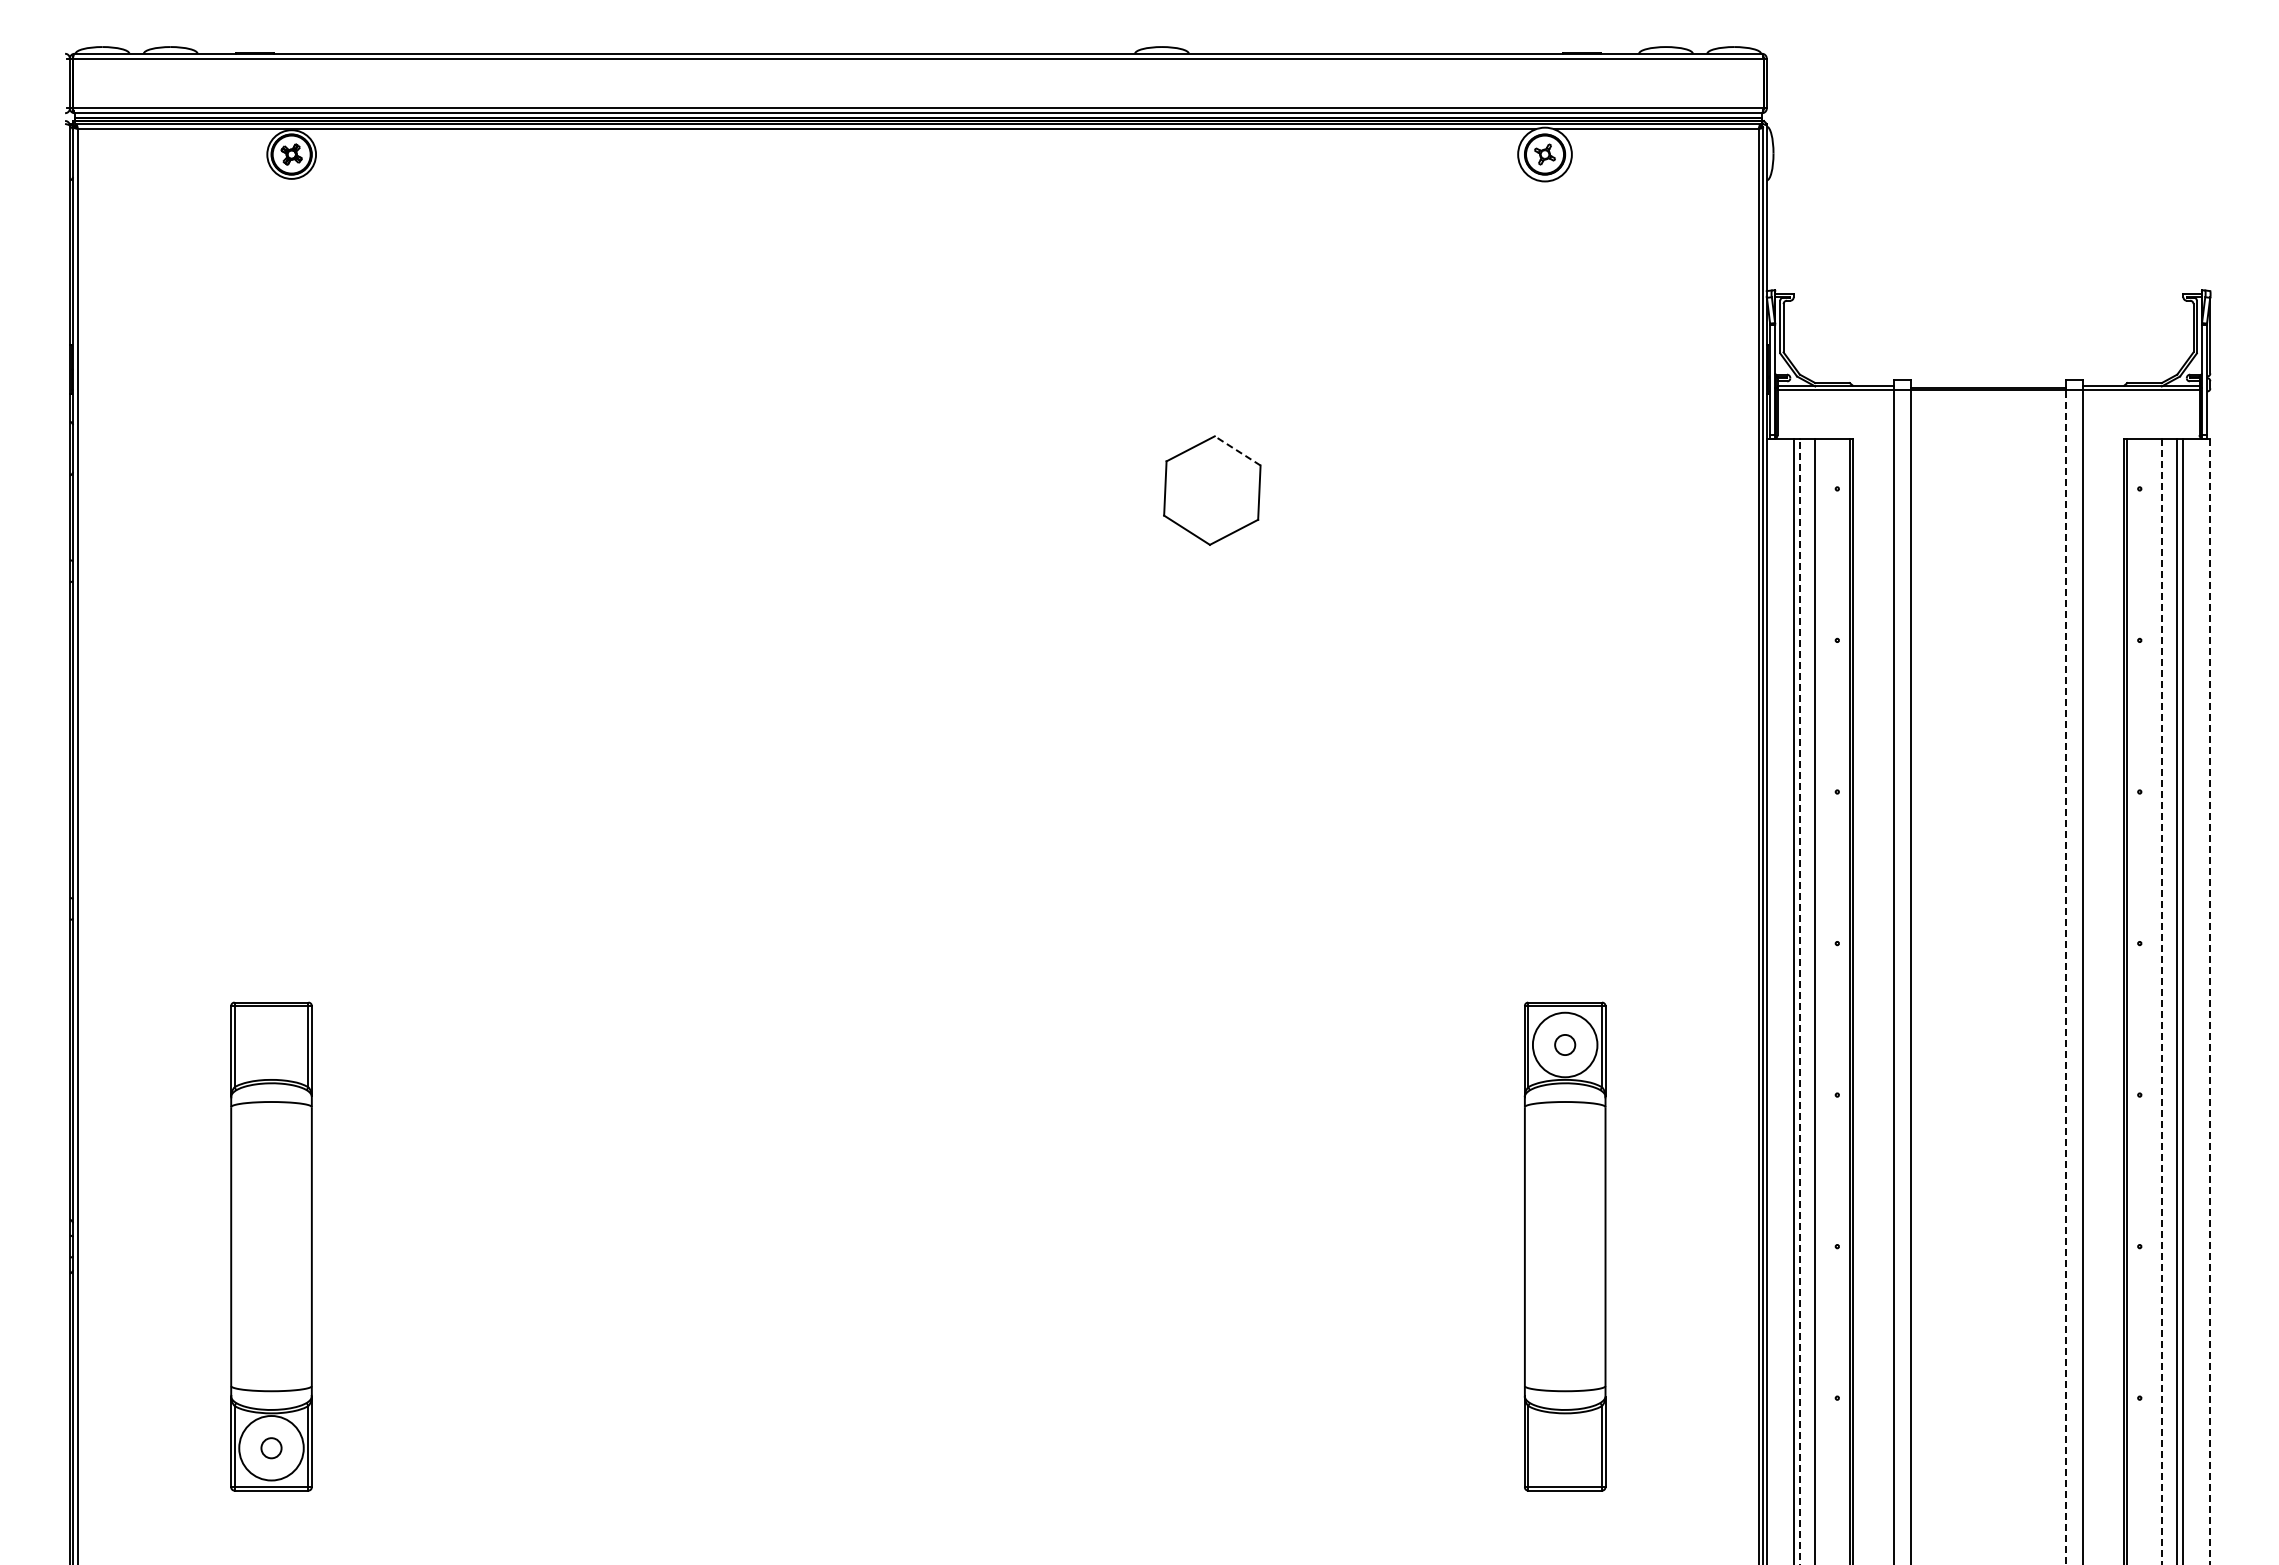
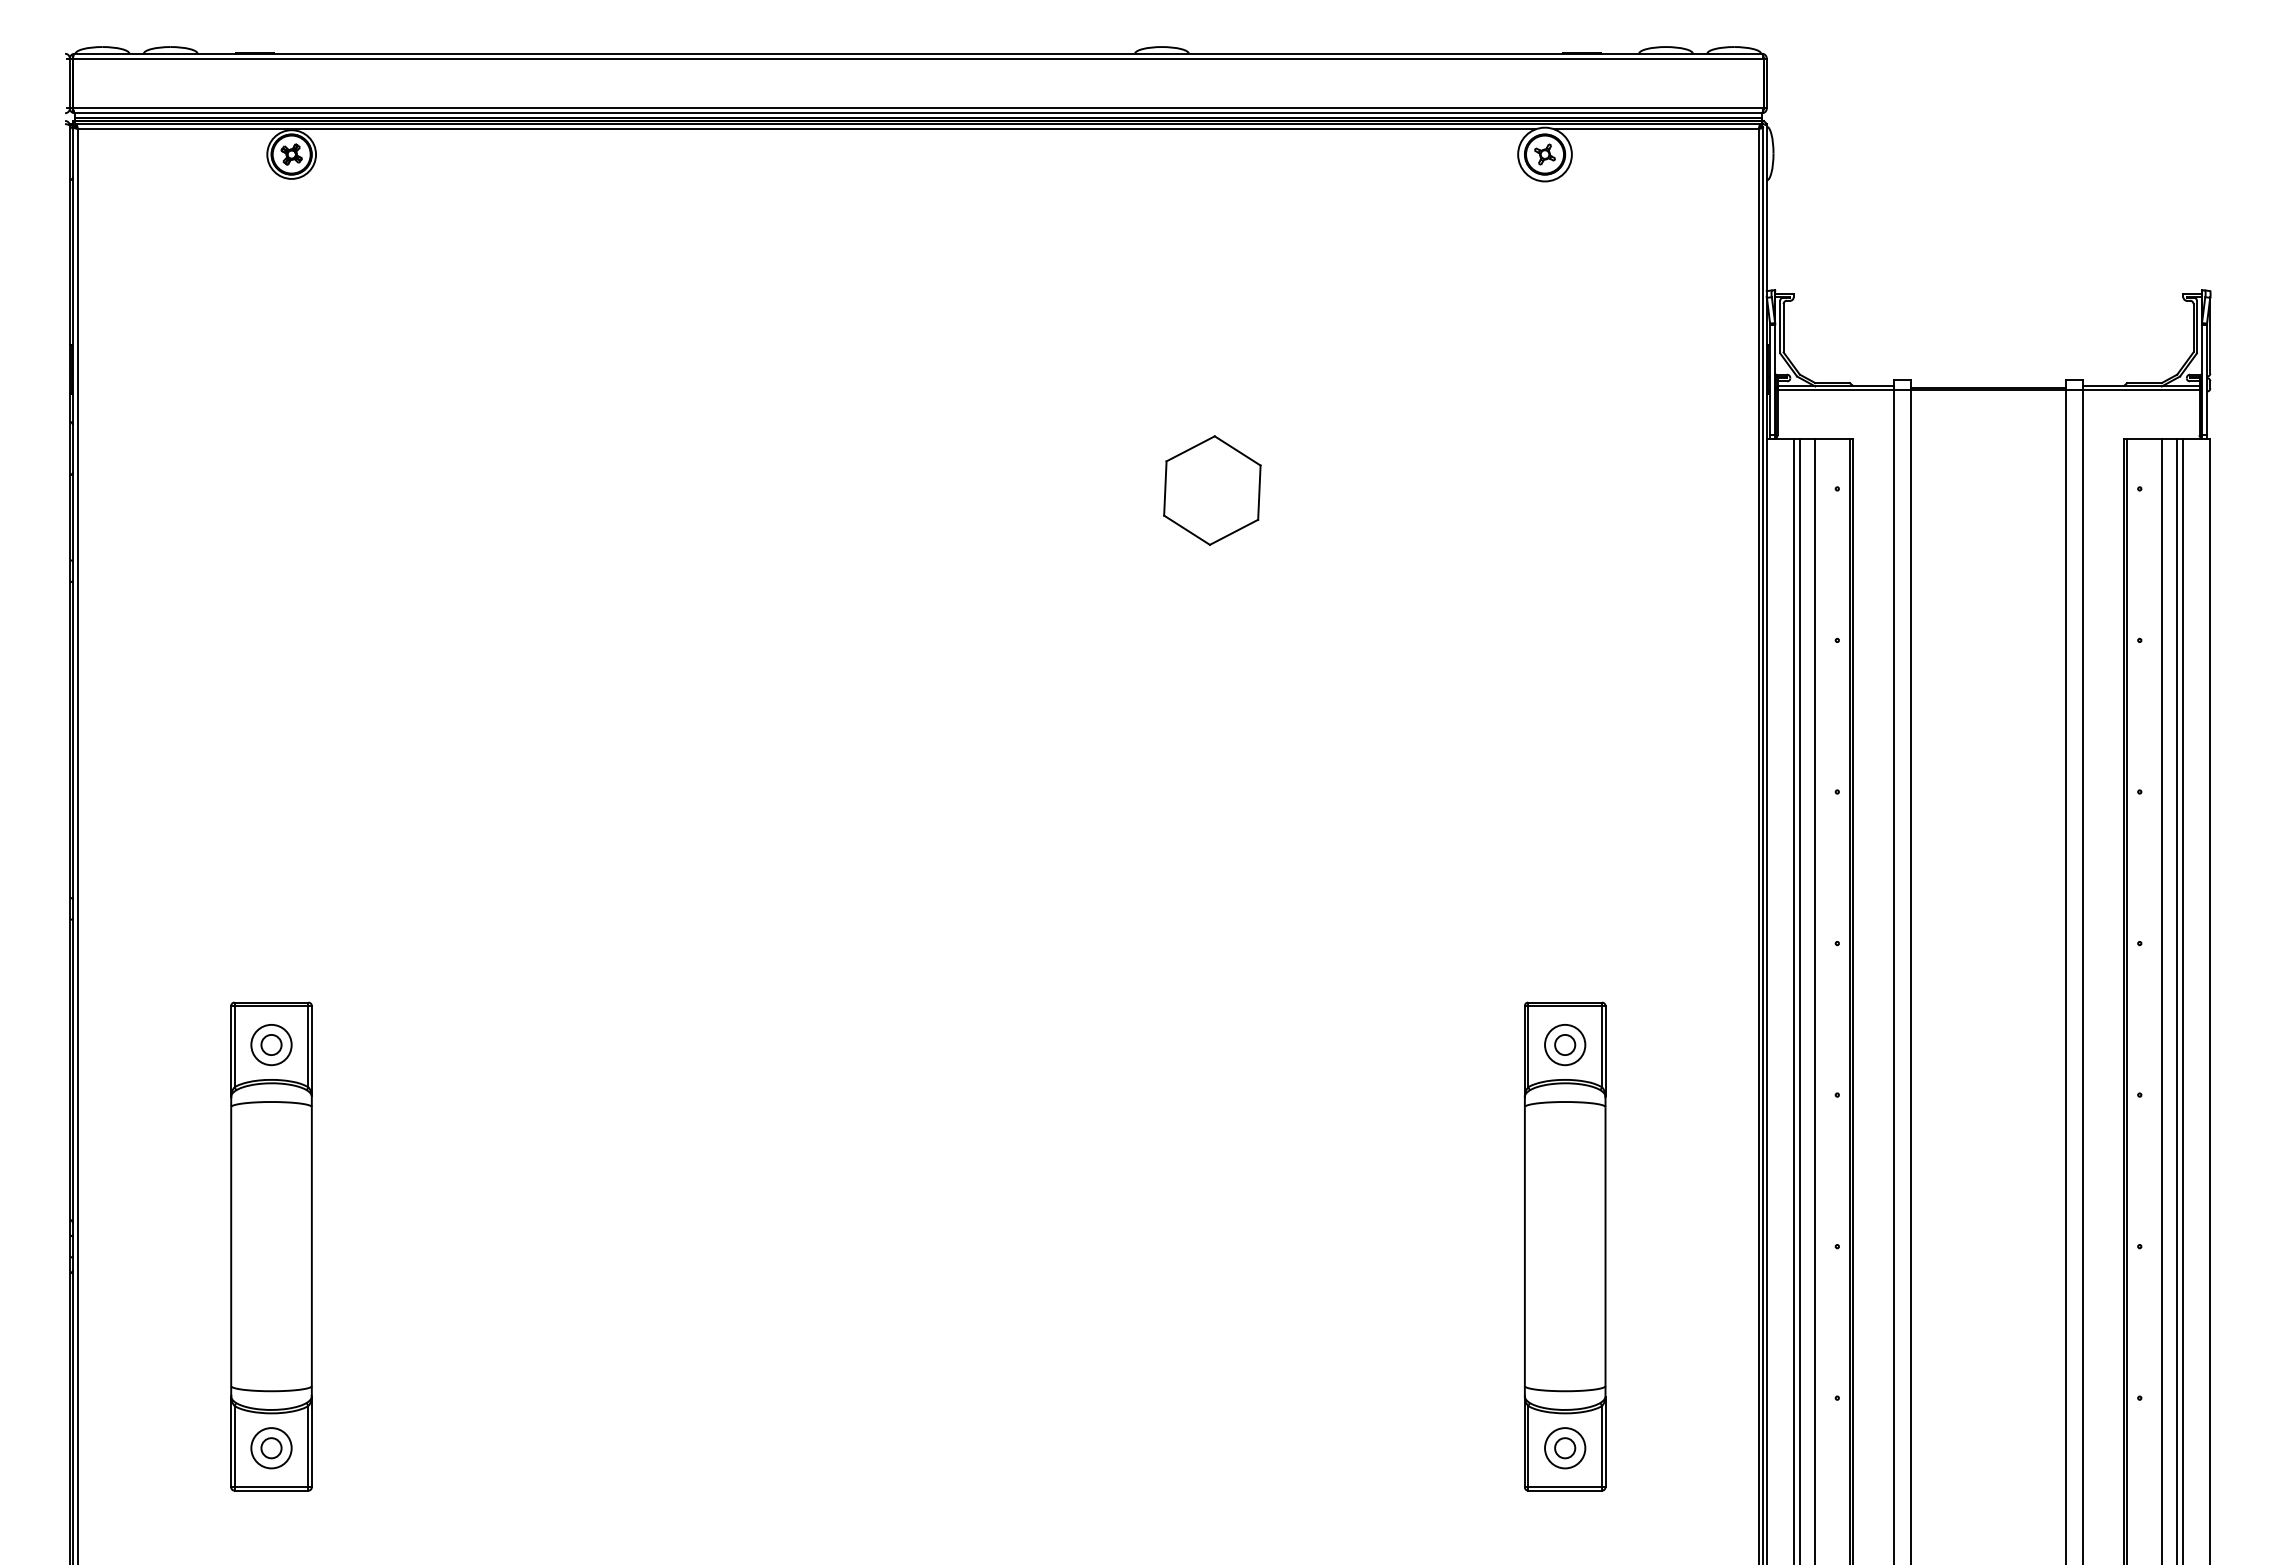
line: dashed -> solid (1237, 450)
line: dashed -> solid (2065, 976)
line: dashed -> solid (1799, 1001)
line: dashed -> solid (2161, 1002)
line: dashed -> solid (2210, 1002)
circle diameter: 65 px -> 40 px (1565, 1044)
part: none -> present (271, 1045)
circle diameter: 65 px -> 40 px (271, 1448)
part: none -> present (1565, 1448)
